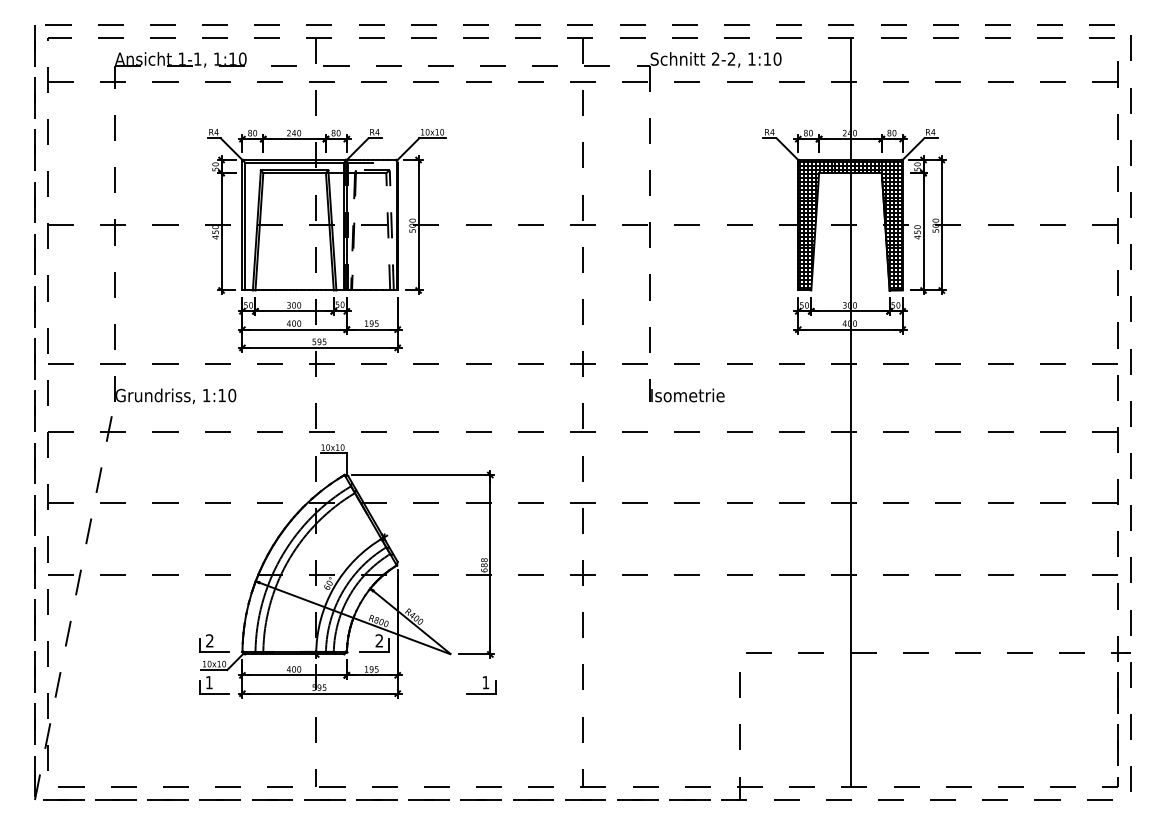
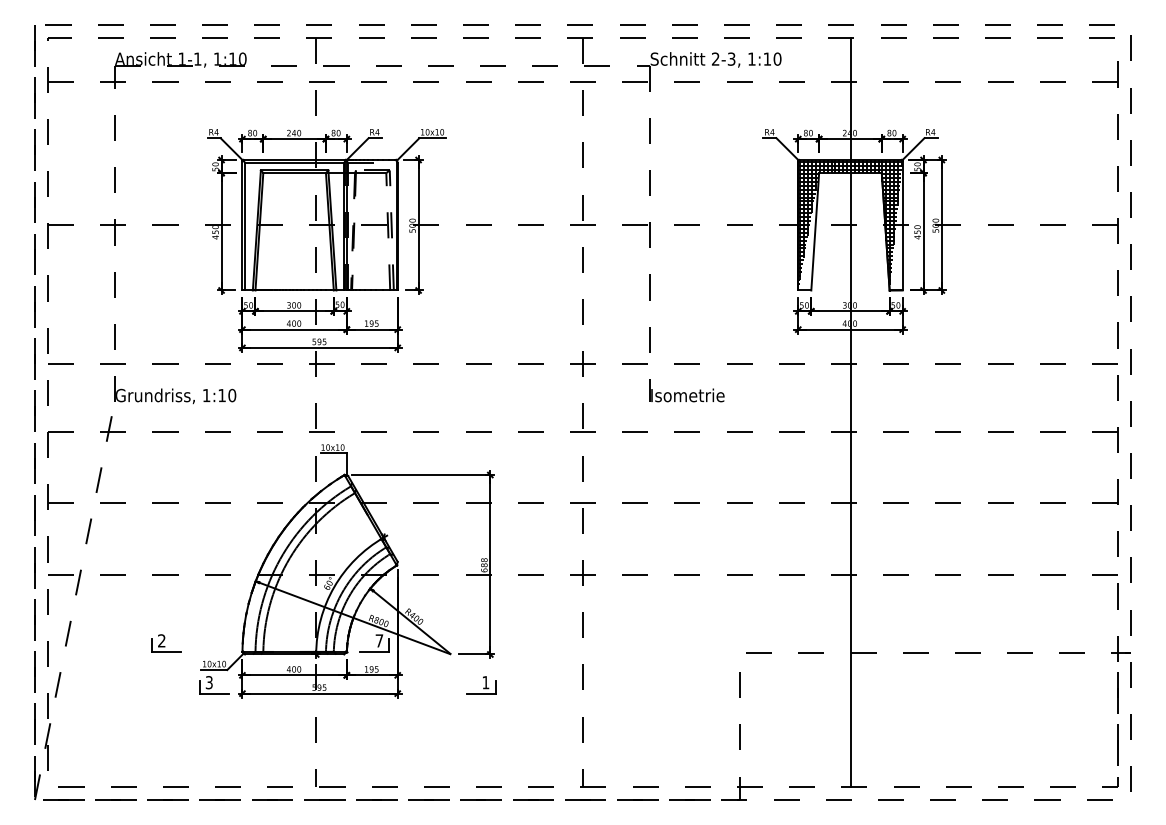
text: 2-2, -> 2-3, (731, 59)
hatch: present -> none (895, 226)
hatch: present -> none (808, 232)
text: 2 -> 7 (379, 640)
part position: (214, 643) -> (166, 643) (166, 643)
text: 1 -> 3 (208, 682)
